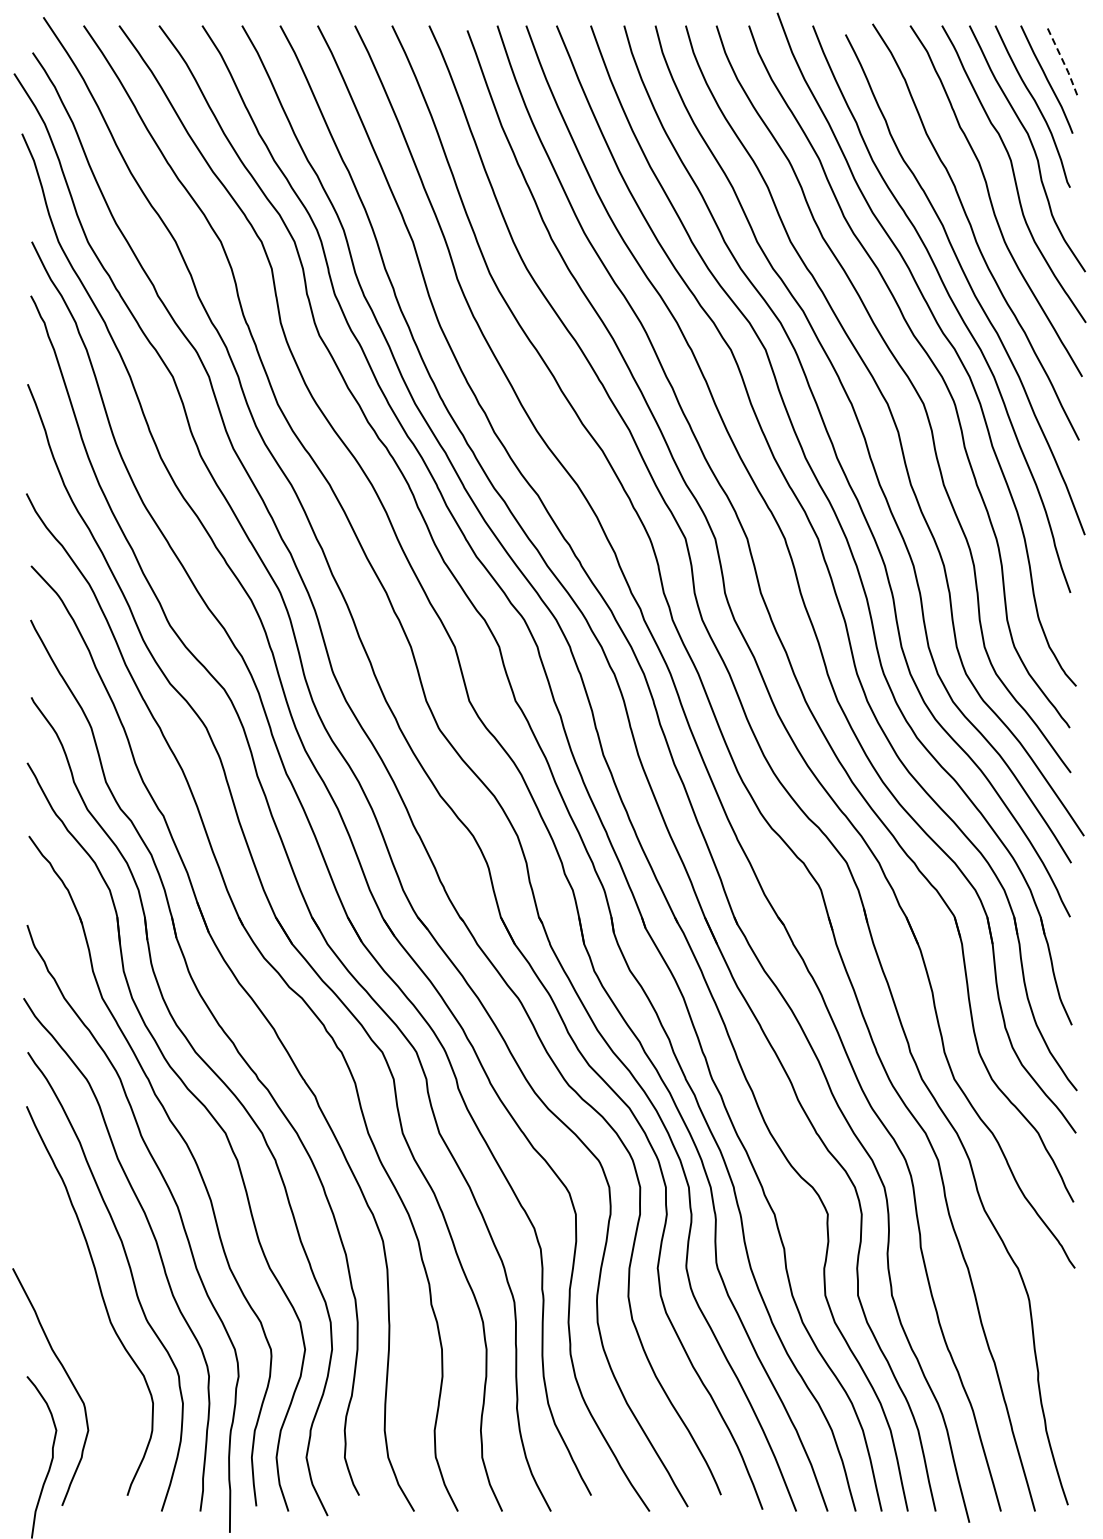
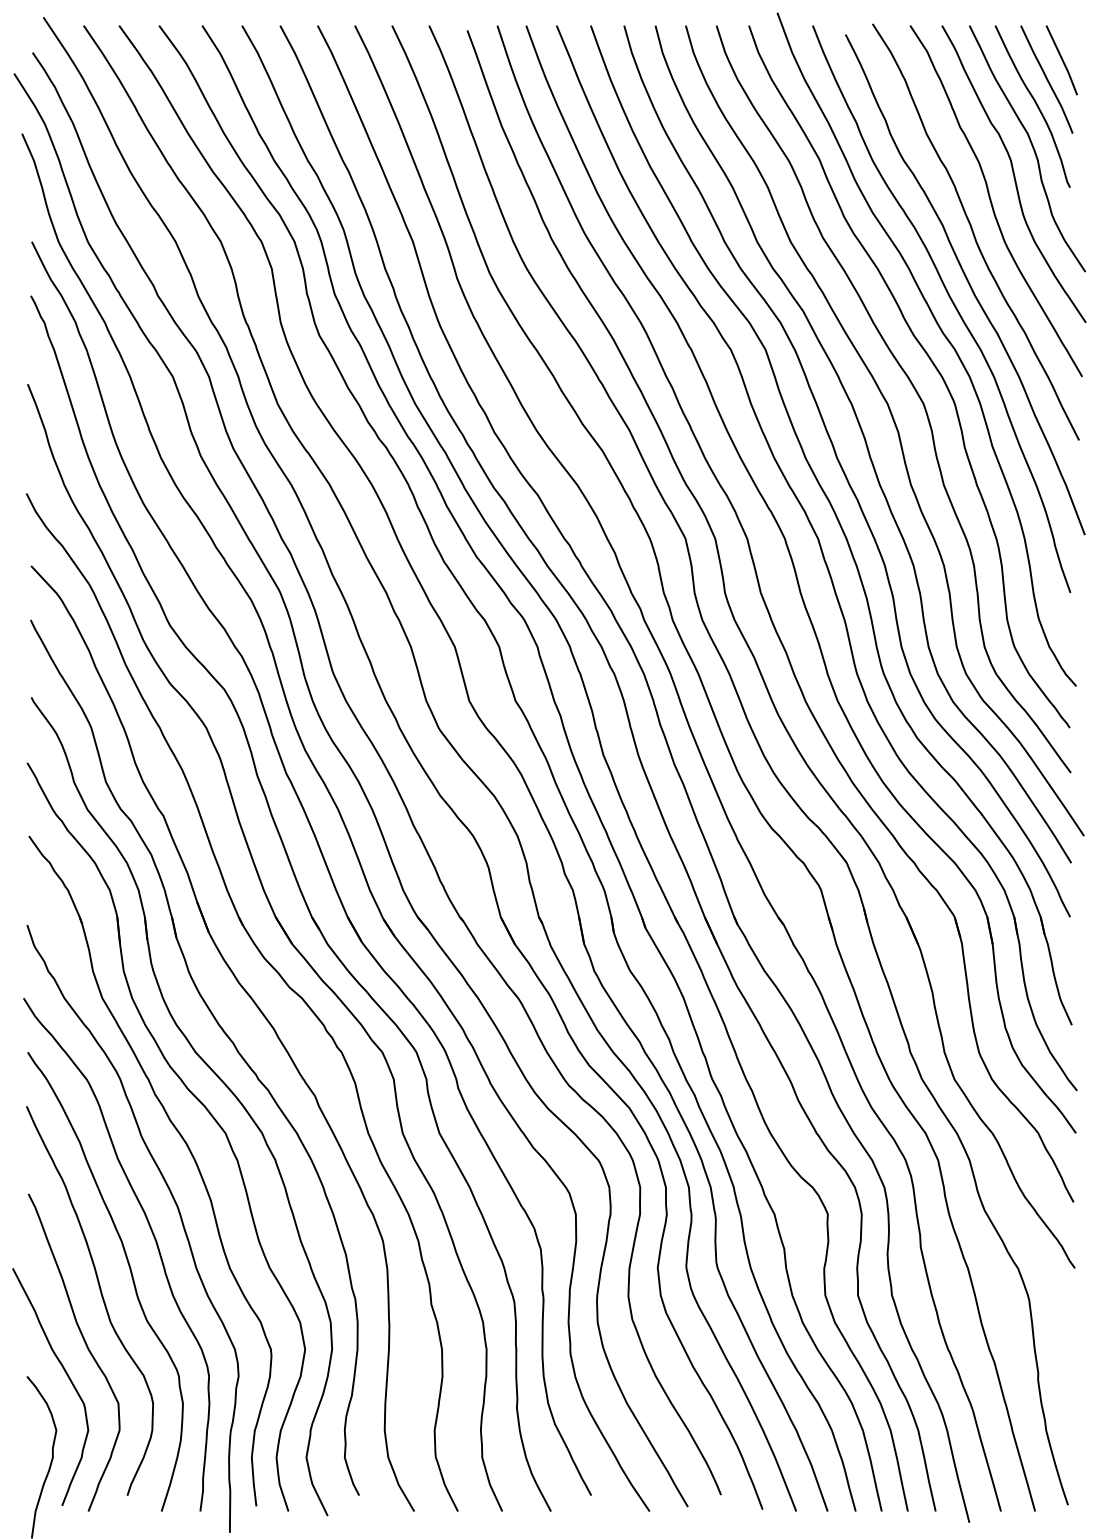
line: dashed -> solid (1062, 60)
curve: none -> present (85, 1345)
